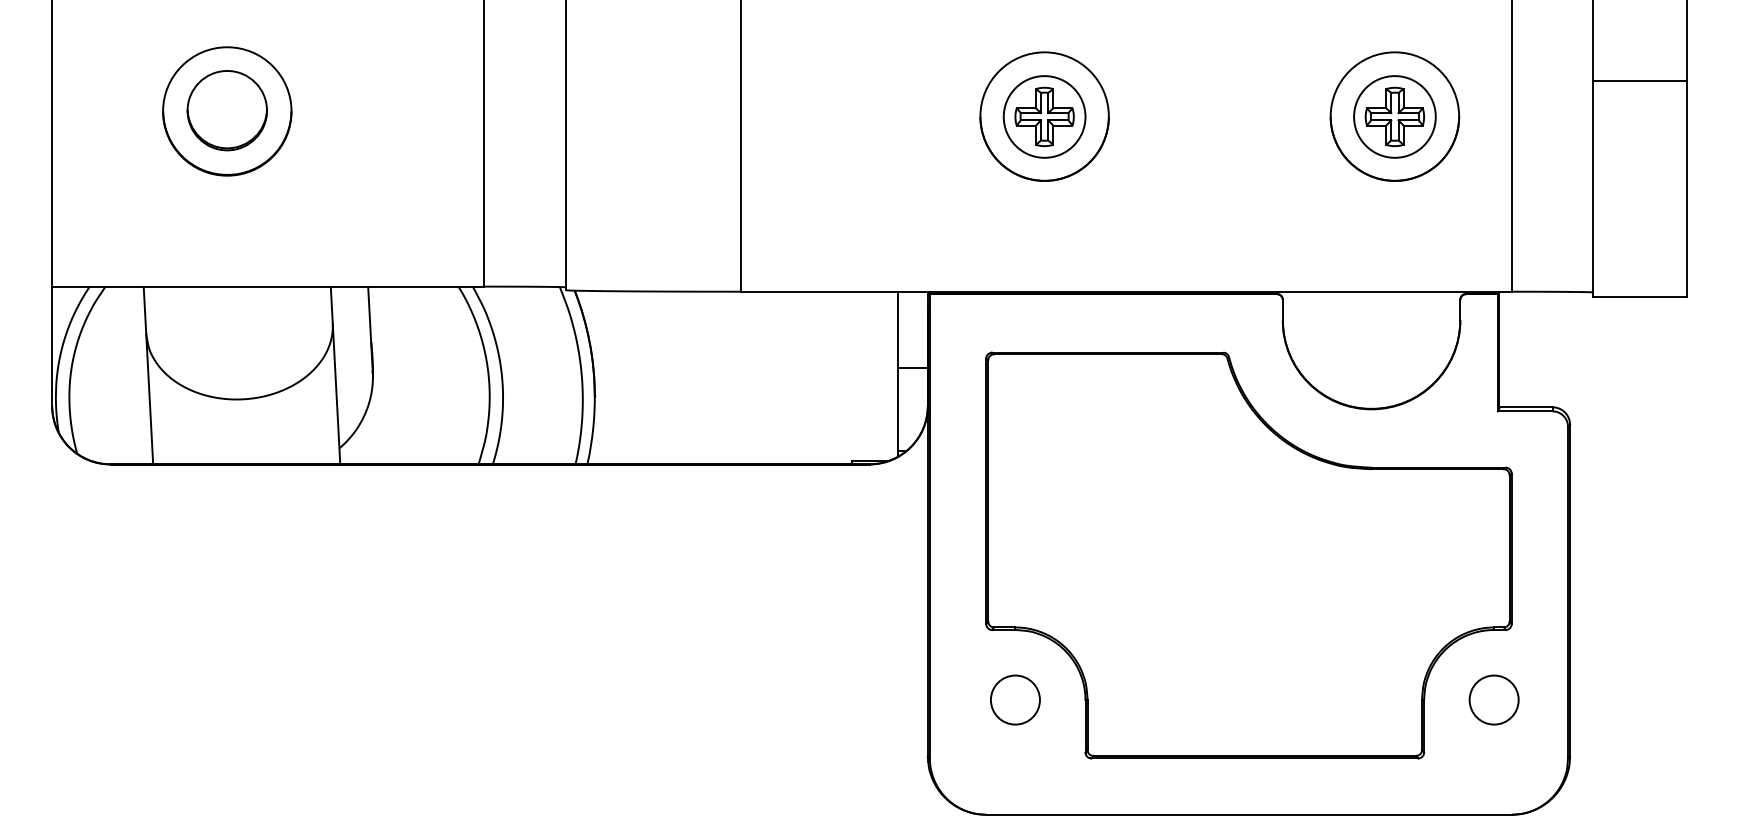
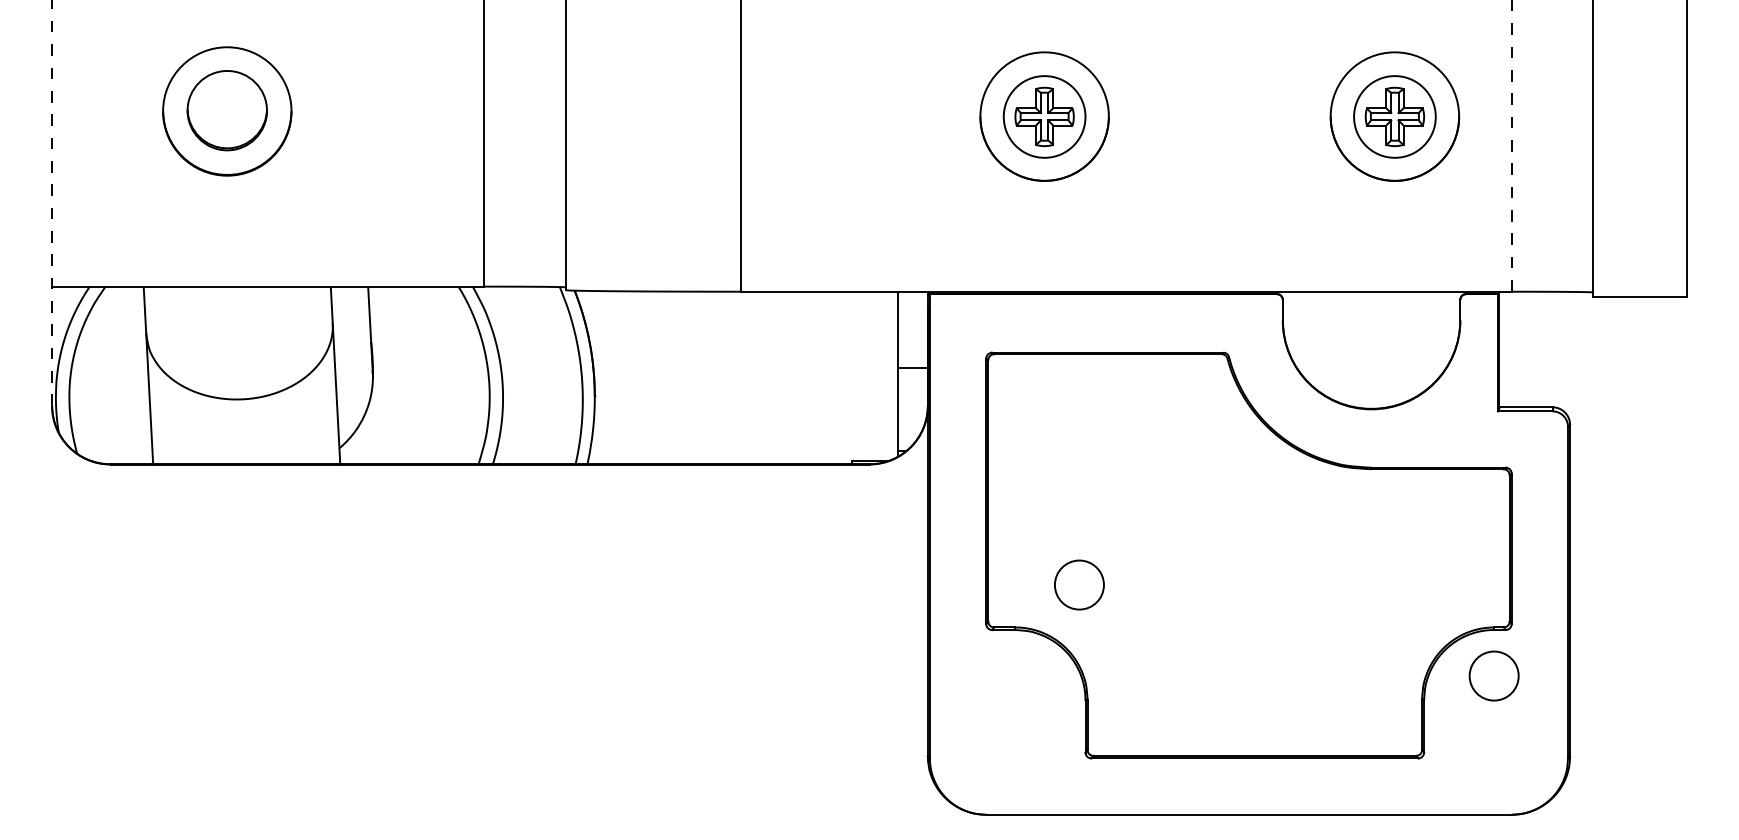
line: present -> none (1639, 80)
line: solid -> dashed (1511, 145)
line: solid -> dashed (52, 203)
part position: (1015, 699) -> (1079, 584) (1079, 584)
part position: (1493, 699) -> (1493, 675) (1493, 675)
